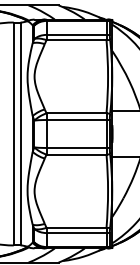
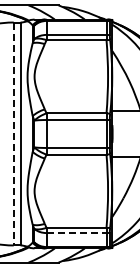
line: solid -> dashed (13, 134)
line: solid -> dashed (76, 233)
